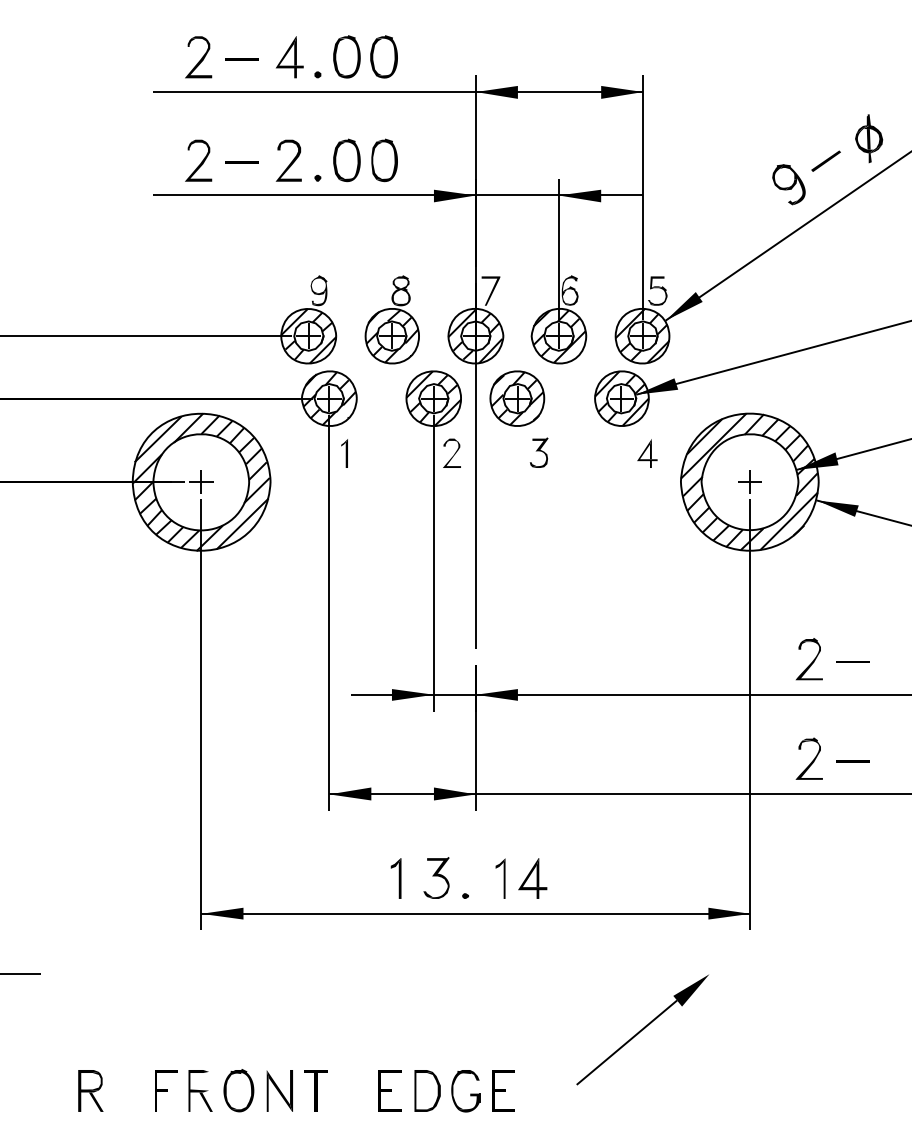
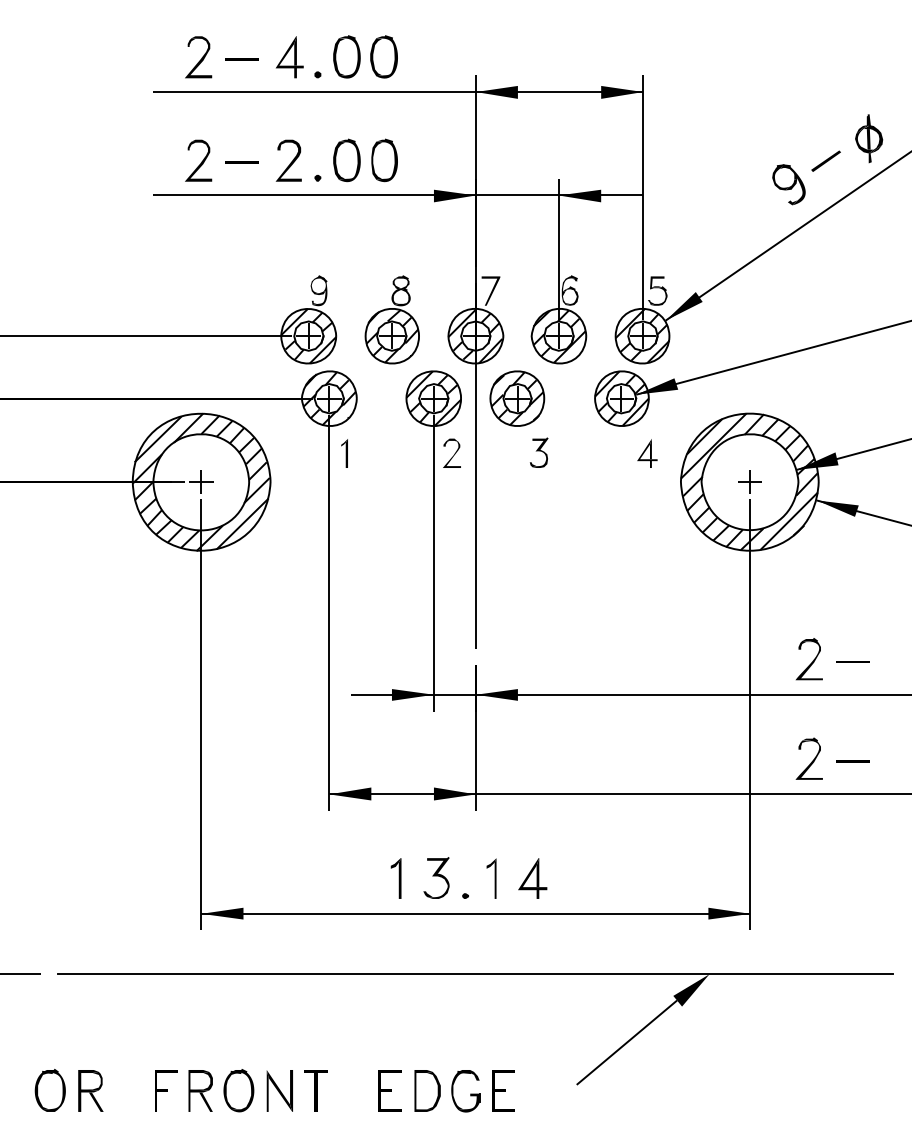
part position: (500, 878) -> (491, 878) (491, 878)
line: none -> present (475, 974)
fill: none -> present (201, 1080)
part: none -> present (49, 1089)
